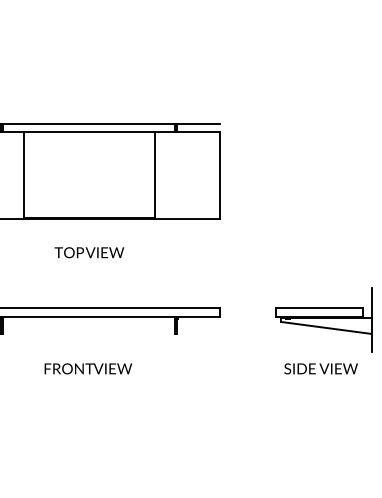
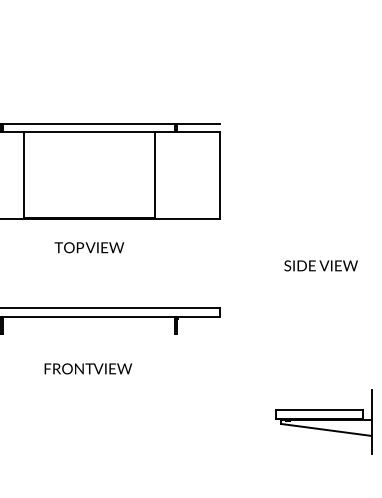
text position: (89, 252) -> (89, 247) (89, 247)
part position: (323, 319) -> (323, 421) (323, 421)
text position: (320, 368) -> (320, 265) (320, 265)
